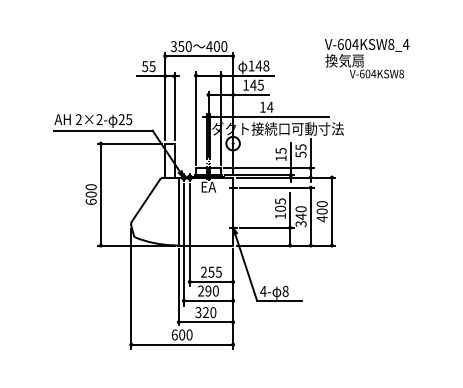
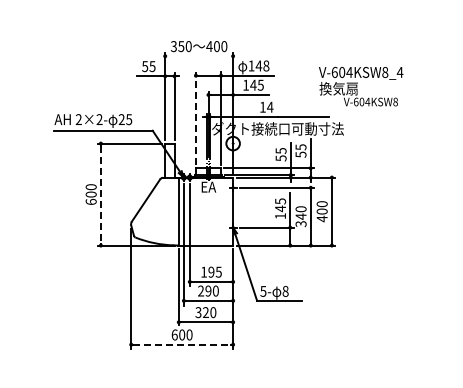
line: present -> none (199, 56)
text position: (367, 58) -> (361, 86) (361, 86)
line: solid -> dashed (195, 118)
text: 15 -> 55 (280, 158)
line: solid -> dashed (100, 194)
text: 105 -> 145 (280, 208)
text: 255 -> 195 (207, 271)
text: 4- -> 5- (263, 291)
line: solid -> dashed (182, 344)
